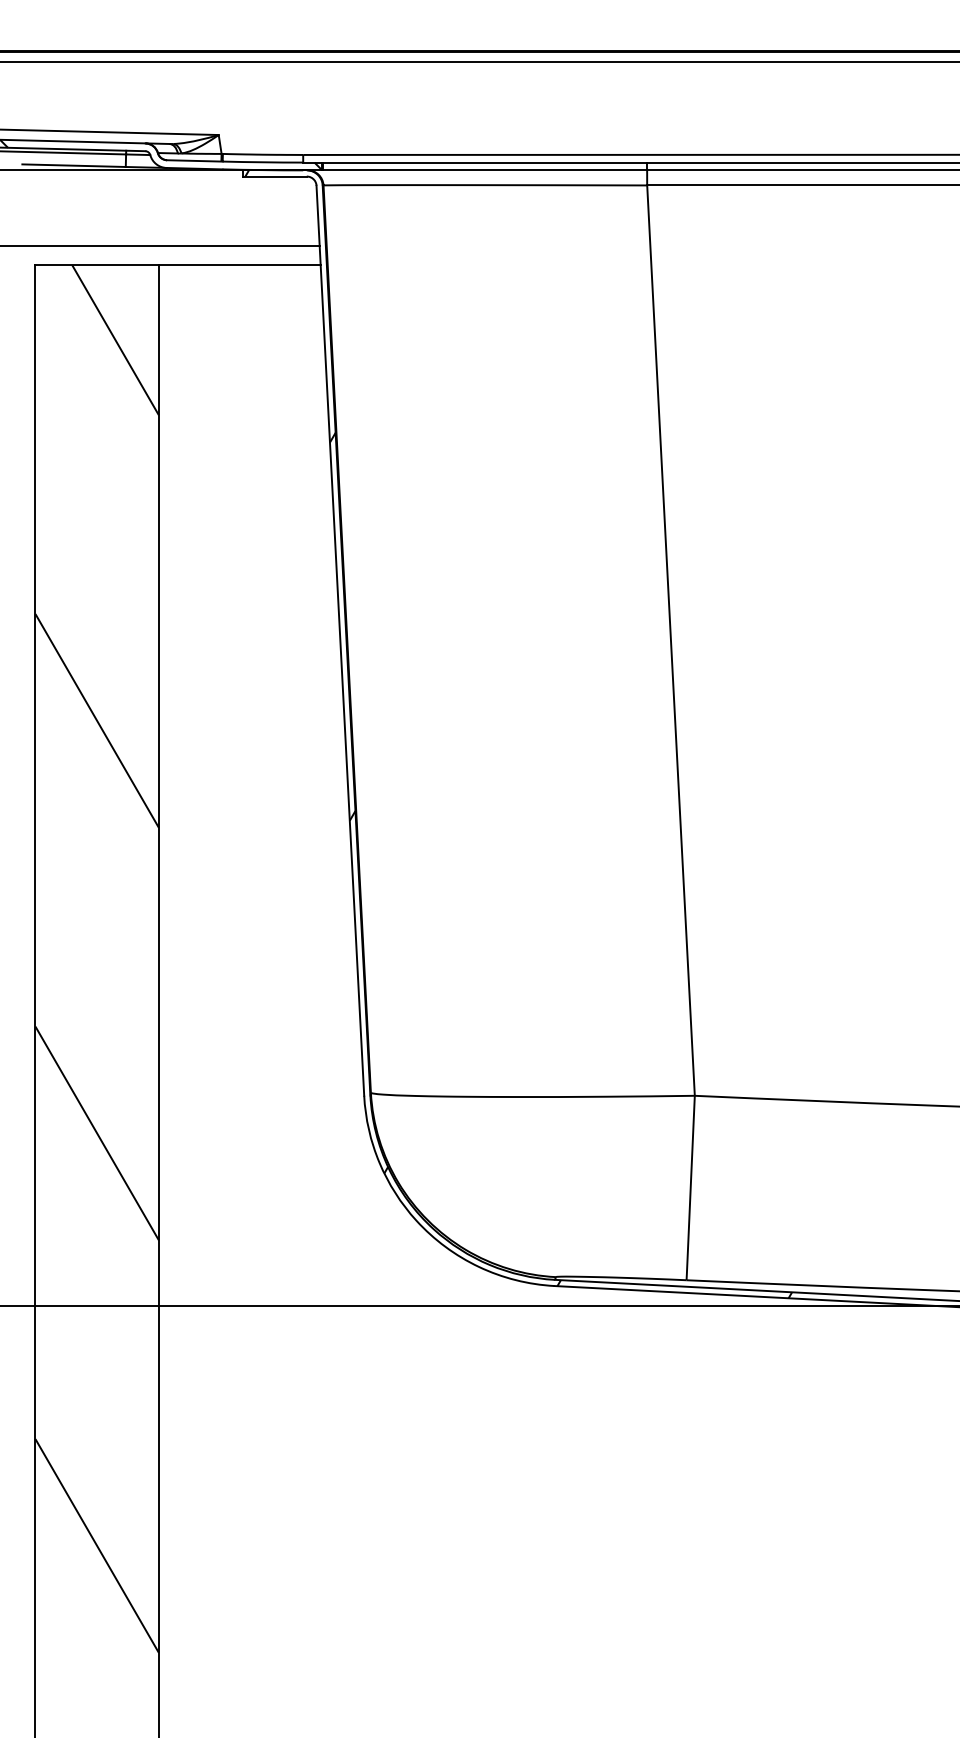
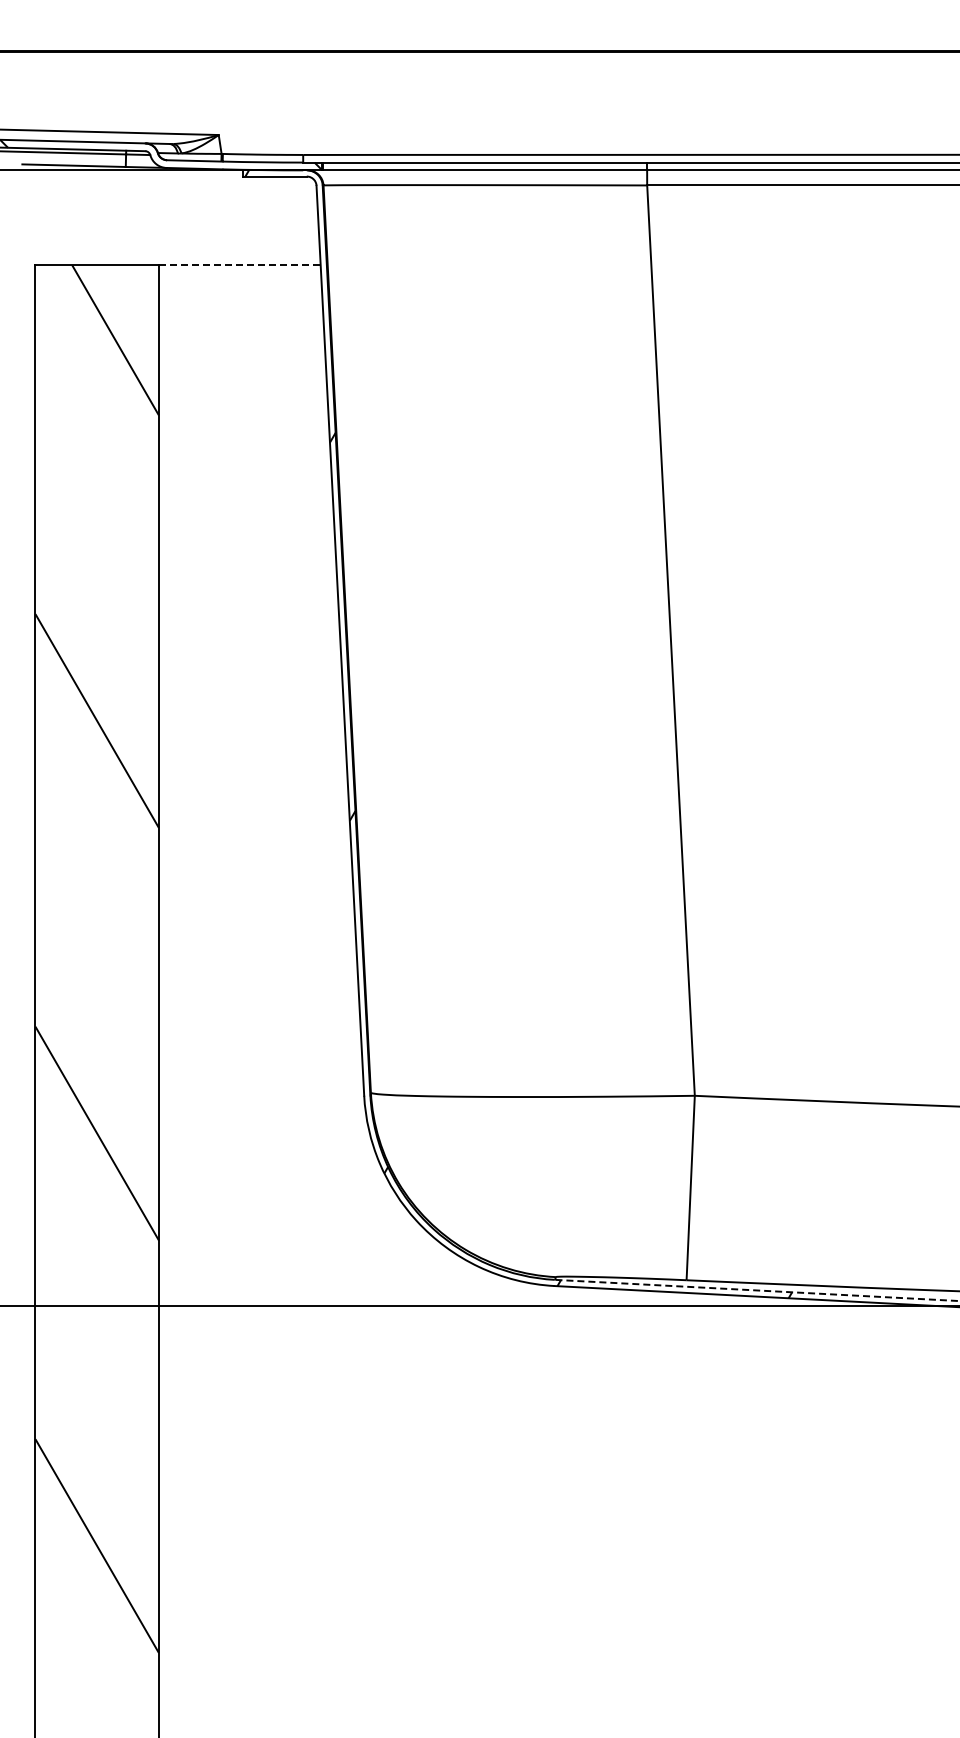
line: present -> none (479, 62)
line: present -> none (160, 245)
line: solid -> dashed (239, 265)
line: solid -> dashed (757, 1290)
